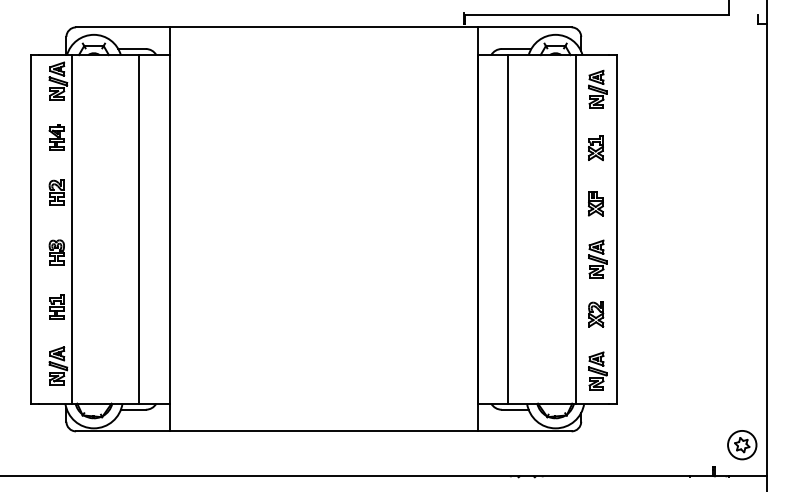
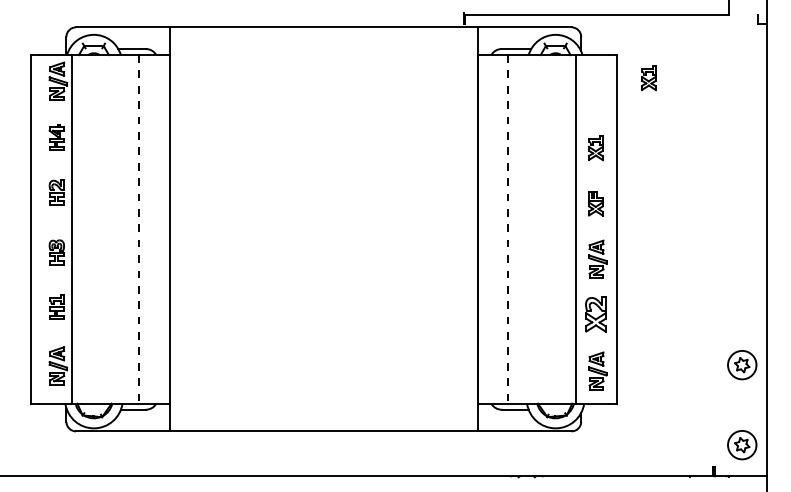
part: none -> present (648, 78)
part: present -> none (597, 88)
line: solid -> dashed (139, 229)
line: solid -> dashed (508, 229)
part size: 17x27 px -> 22x37 px (595, 314)
part: none -> present (742, 365)
